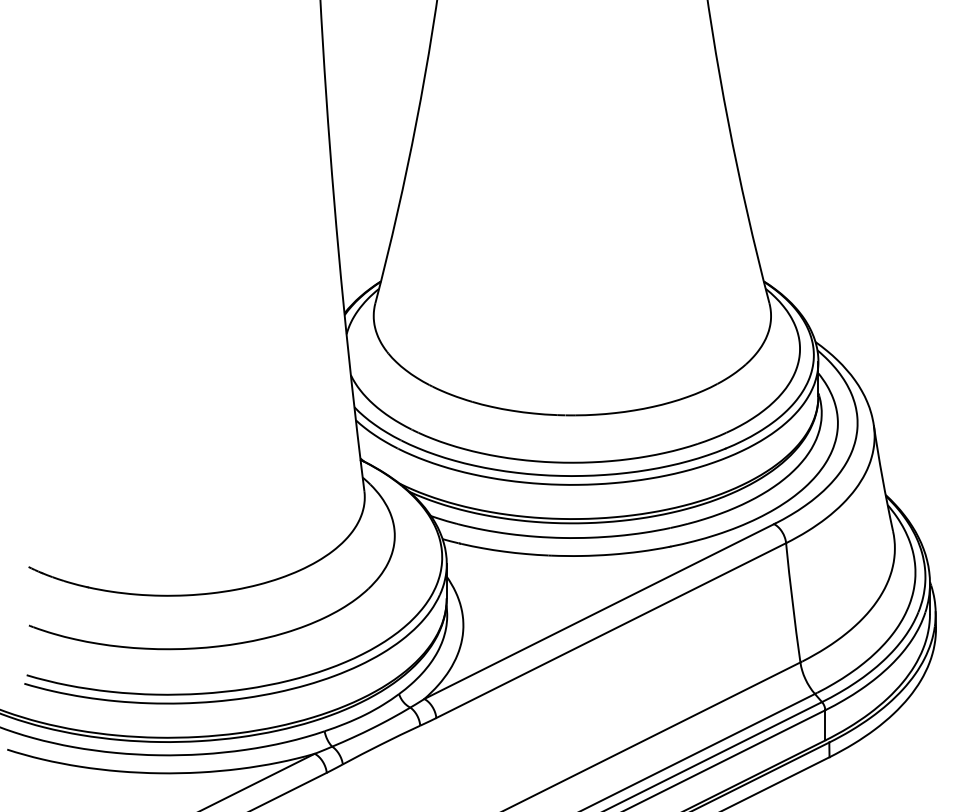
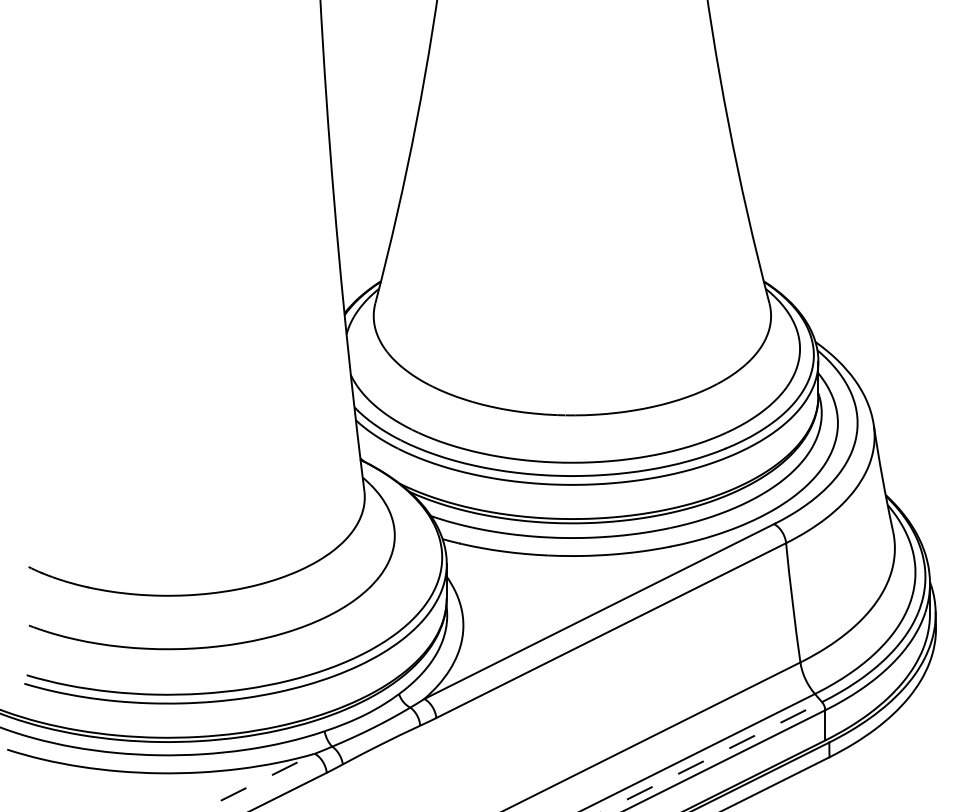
line: solid -> dashed (712, 756)
line: solid -> dashed (256, 782)
